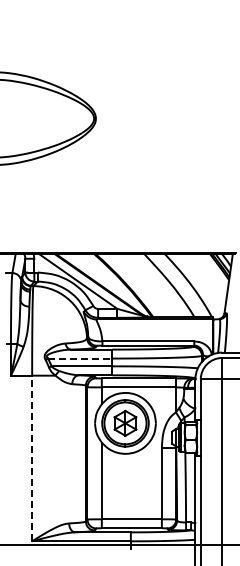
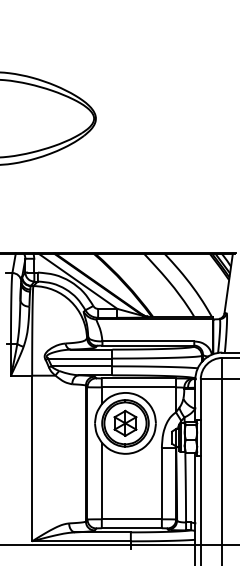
line: dashed -> solid (80, 358)
line: dashed -> solid (32, 458)
